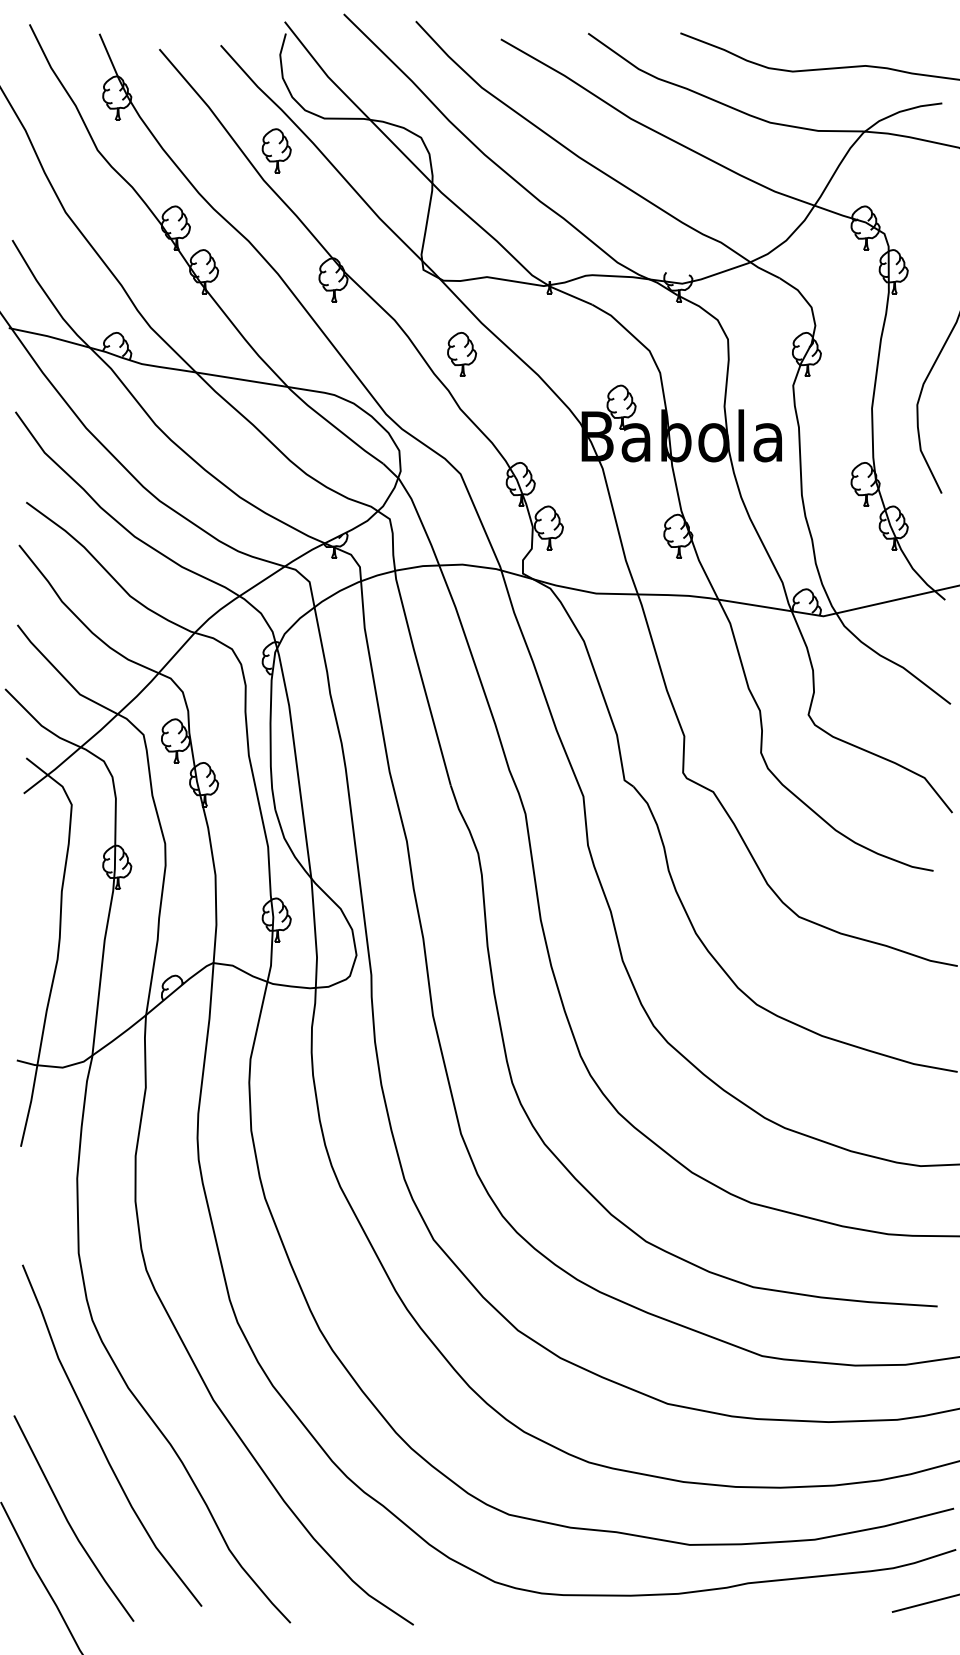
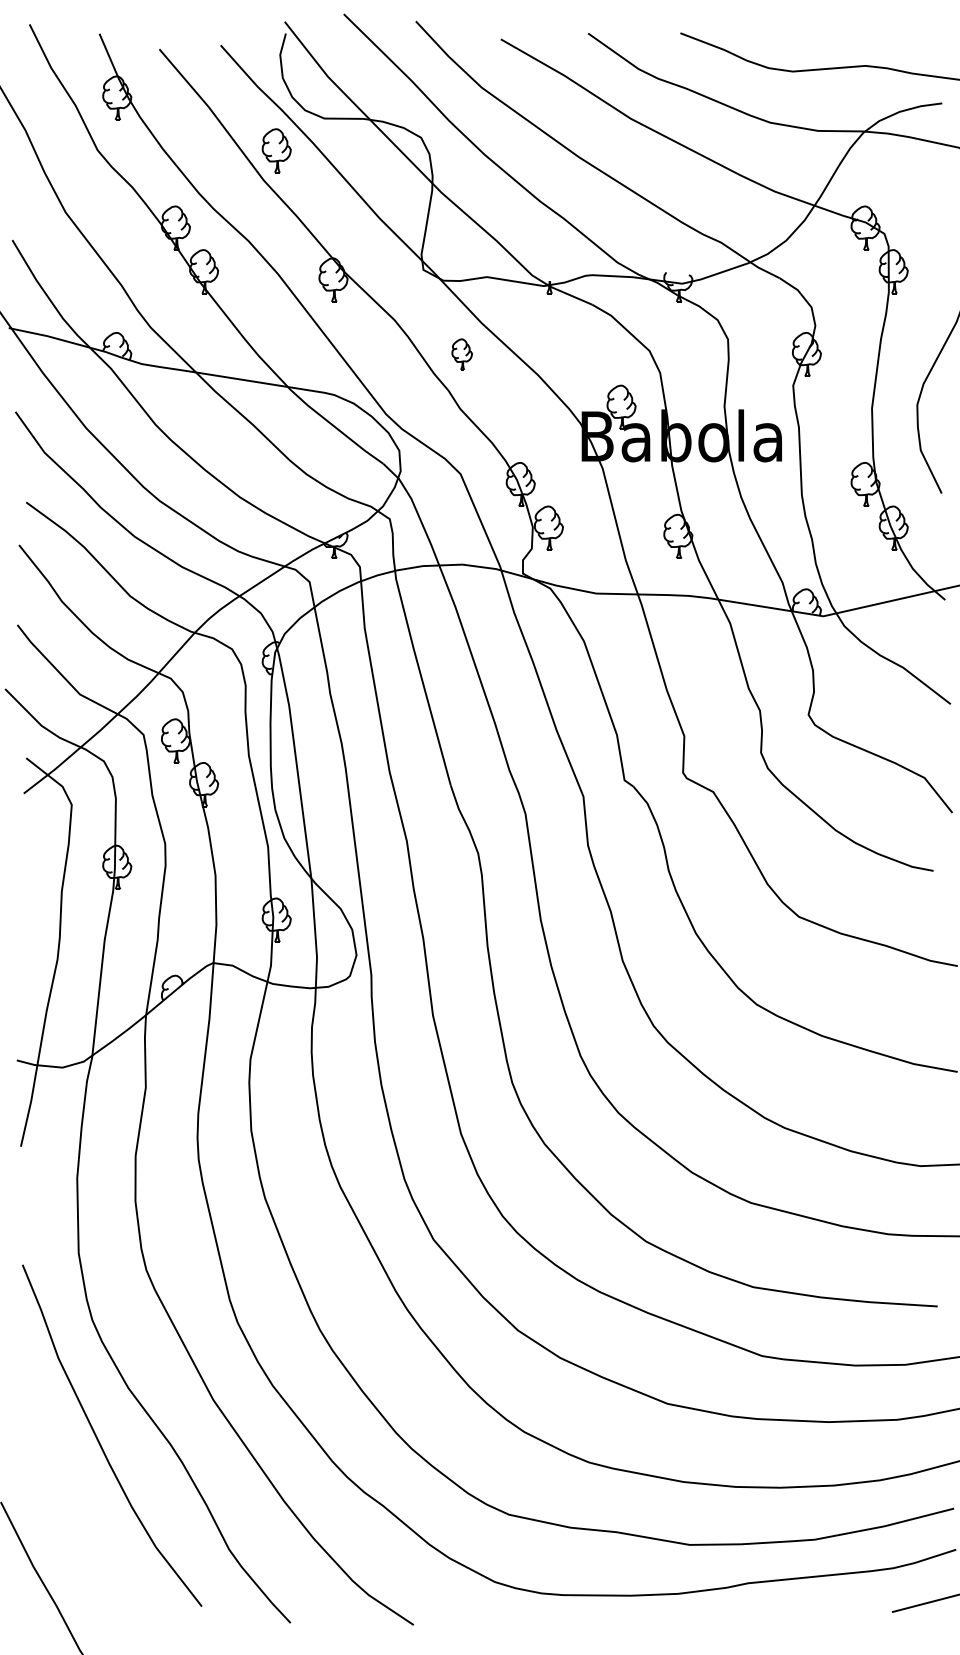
part size: 31x45 px -> 22x33 px (461, 354)
line: present -> none (68, 1520)
